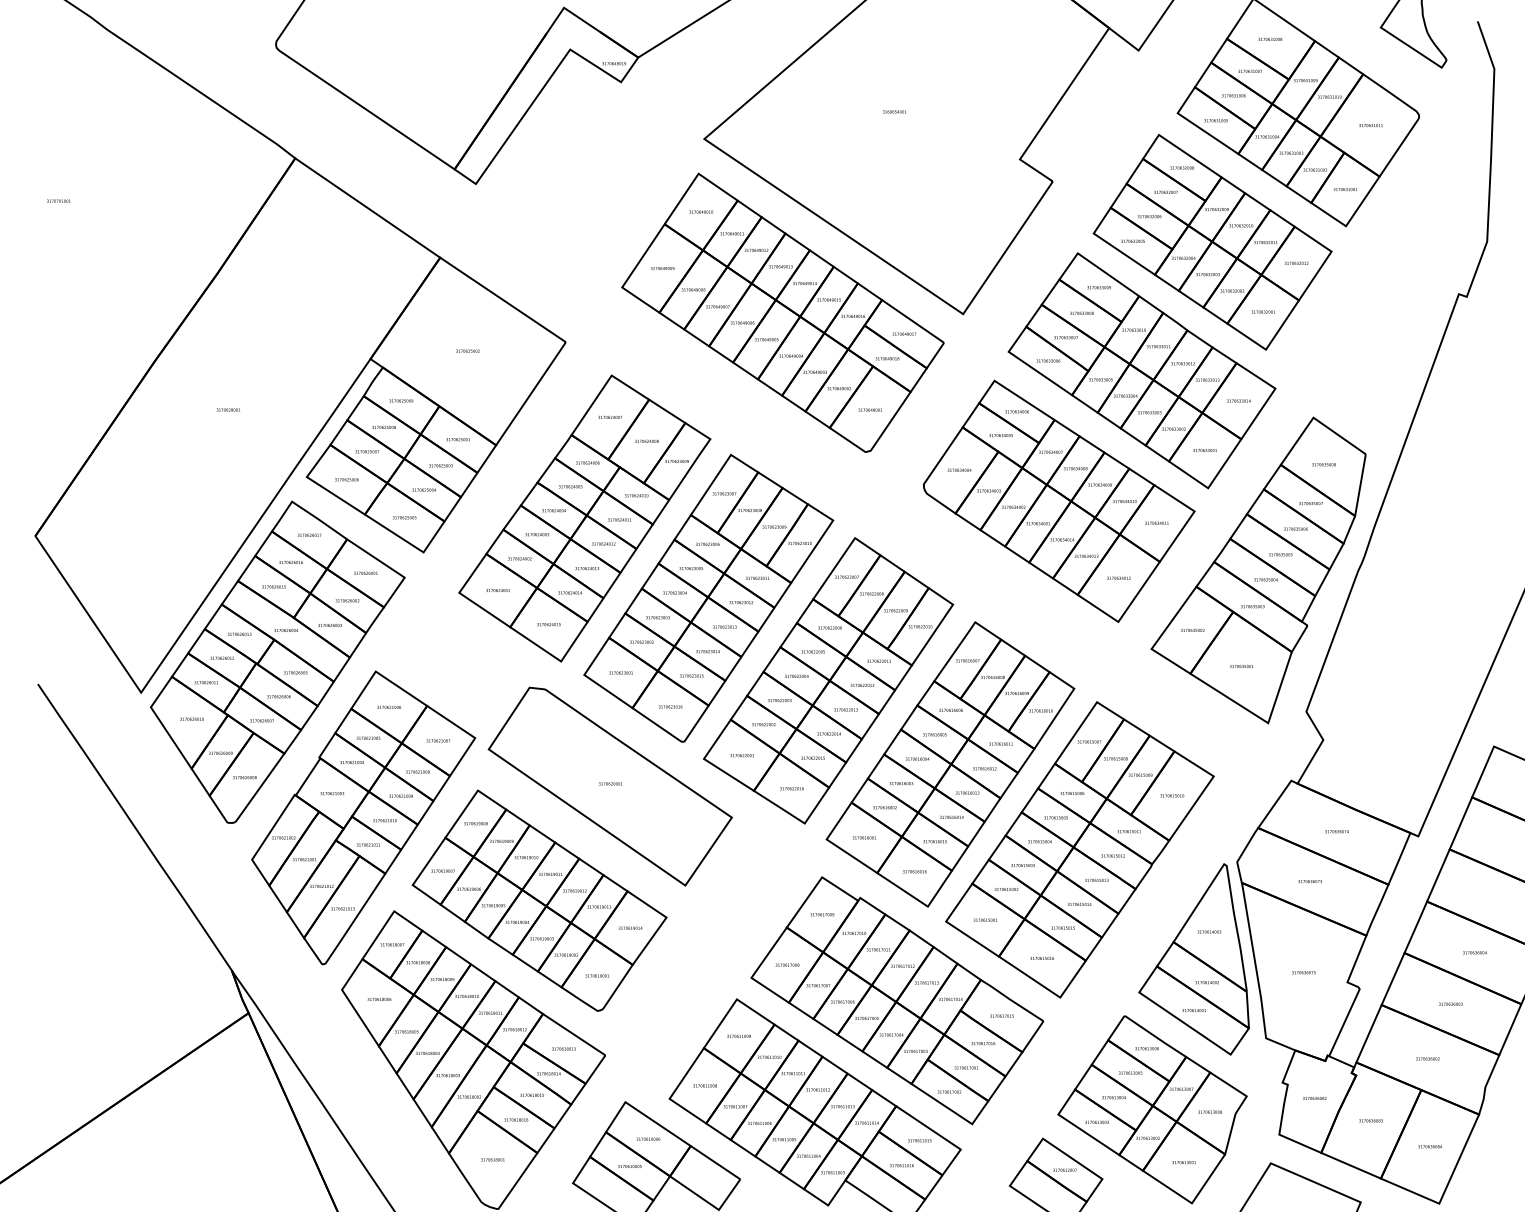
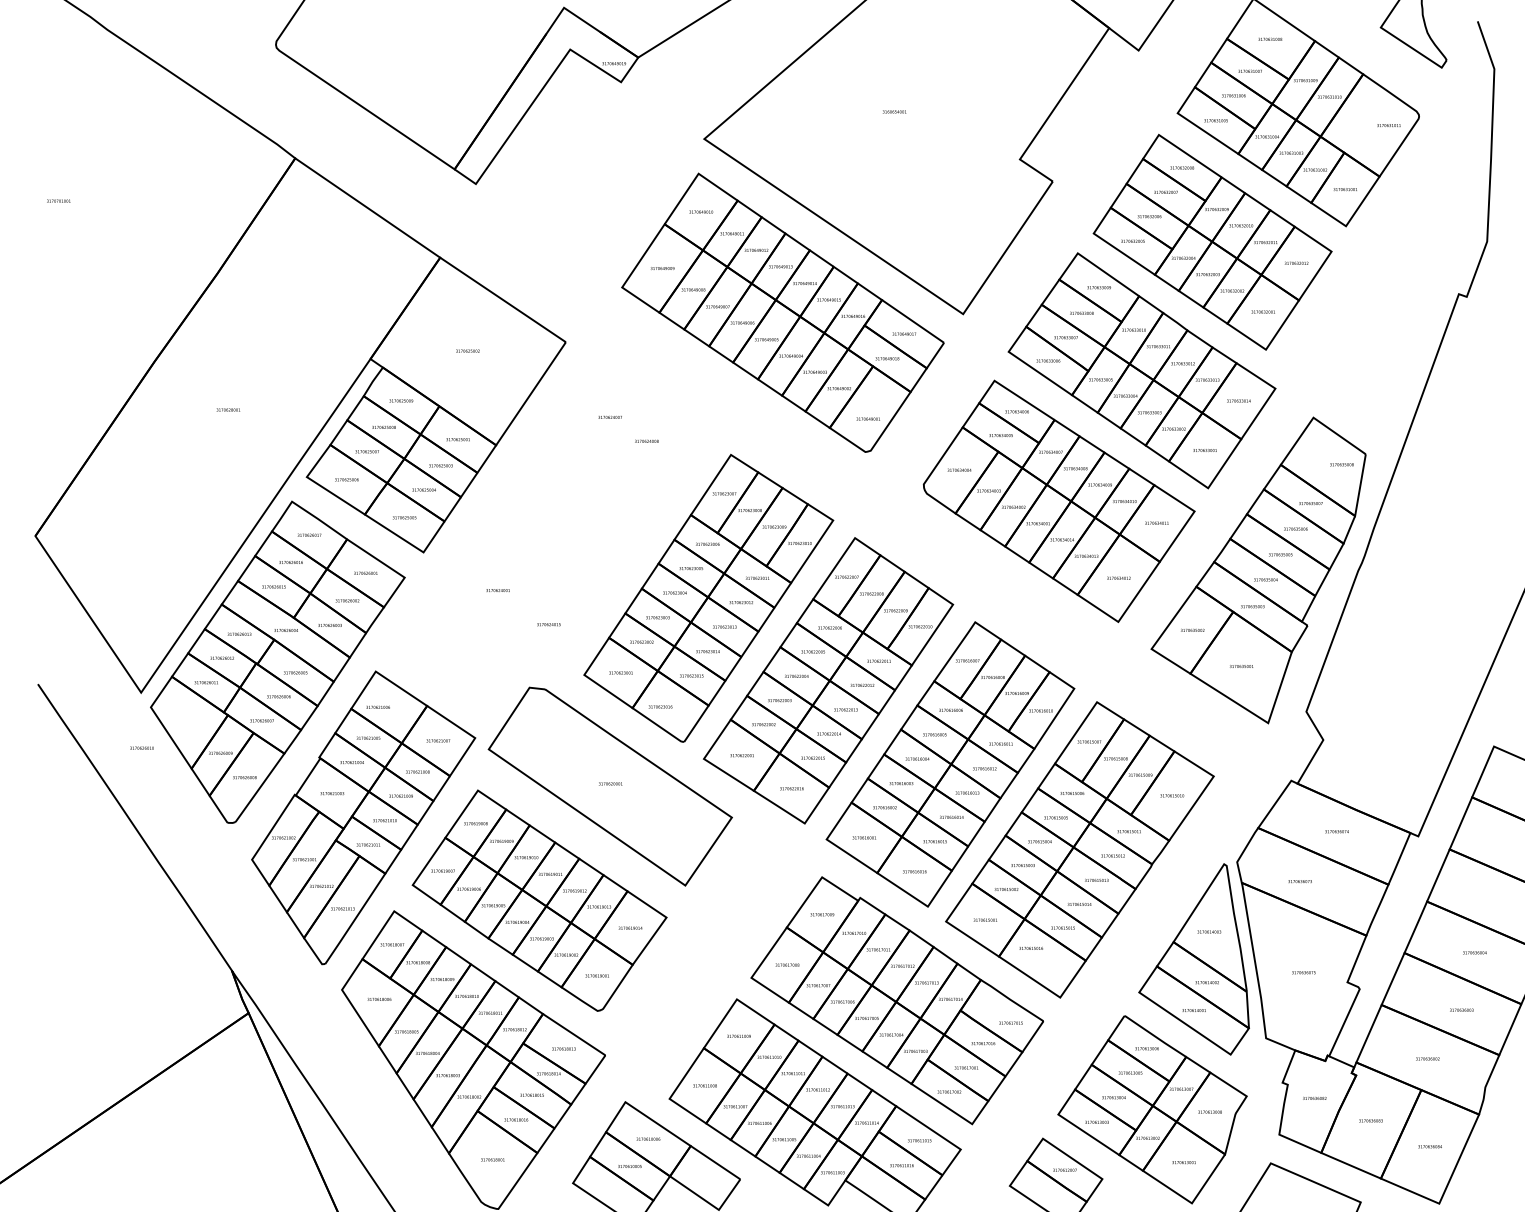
text position: (1370, 125) -> (1388, 125) (1388, 125)
text position: (869, 409) -> (867, 418) (867, 418)
text position: (1323, 464) -> (1341, 464) (1341, 464)
part: present -> none (584, 518)
text position: (388, 706) -> (377, 706) (377, 706)
text position: (670, 706) -> (660, 706) (660, 706)
text position: (191, 718) -> (141, 747) (141, 747)
text position: (1309, 881) -> (1299, 881) (1299, 881)
text position: (1041, 958) -> (1030, 948) (1030, 948)
text position: (1450, 1003) -> (1461, 1009) (1461, 1009)
text position: (1001, 1015) -> (1010, 1022) (1010, 1022)
